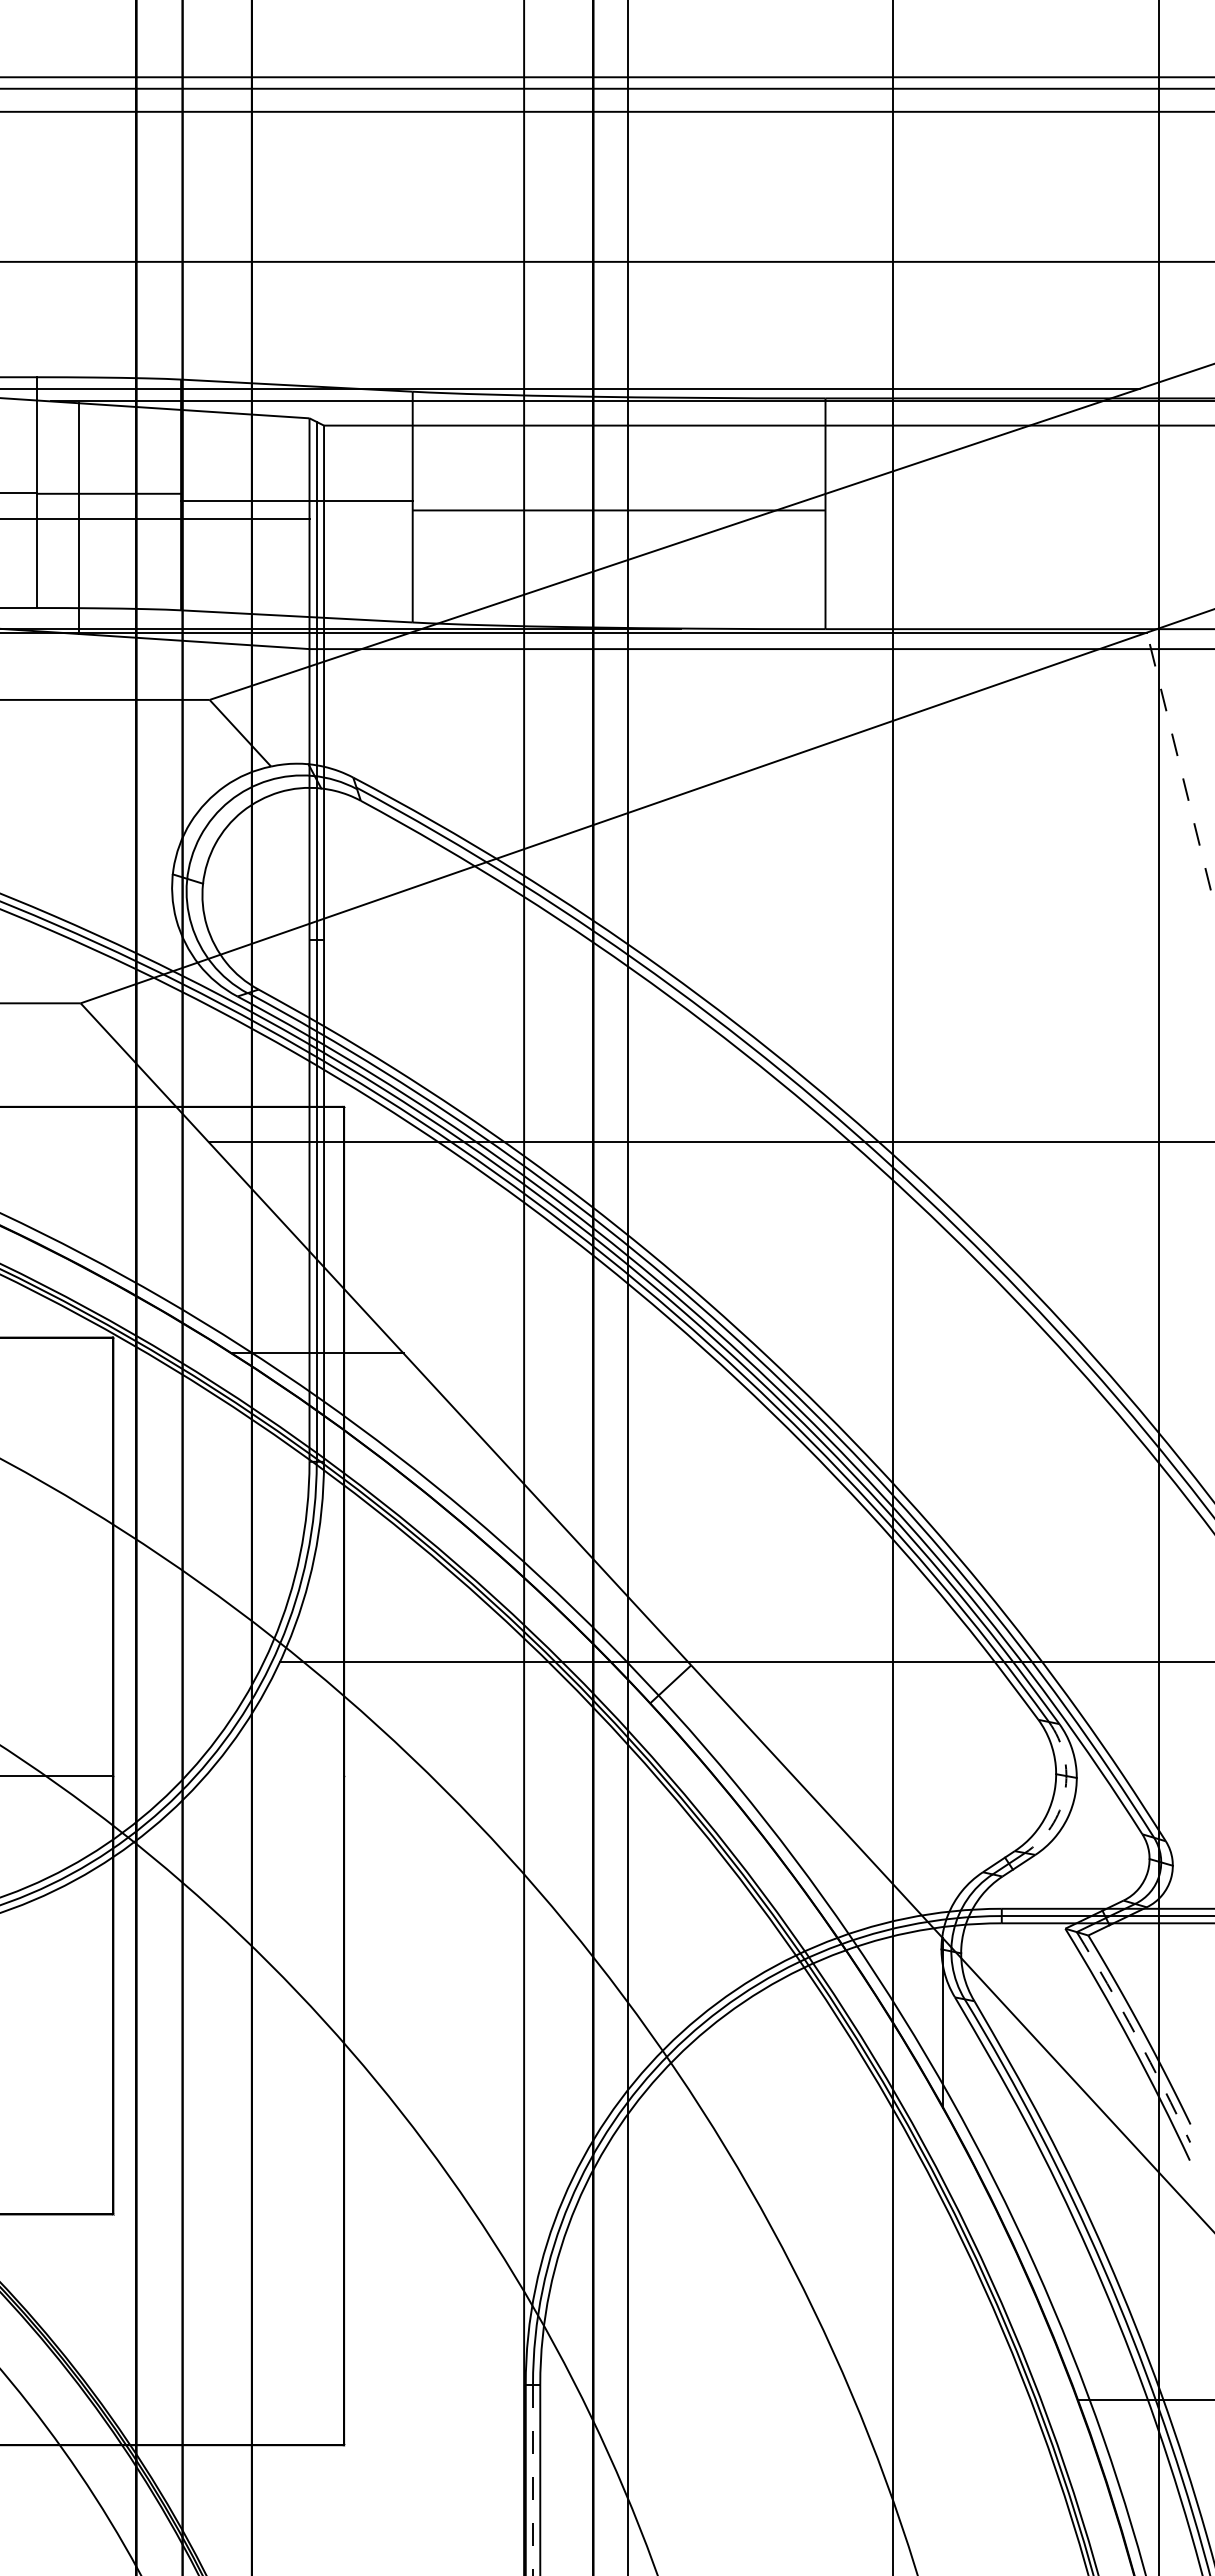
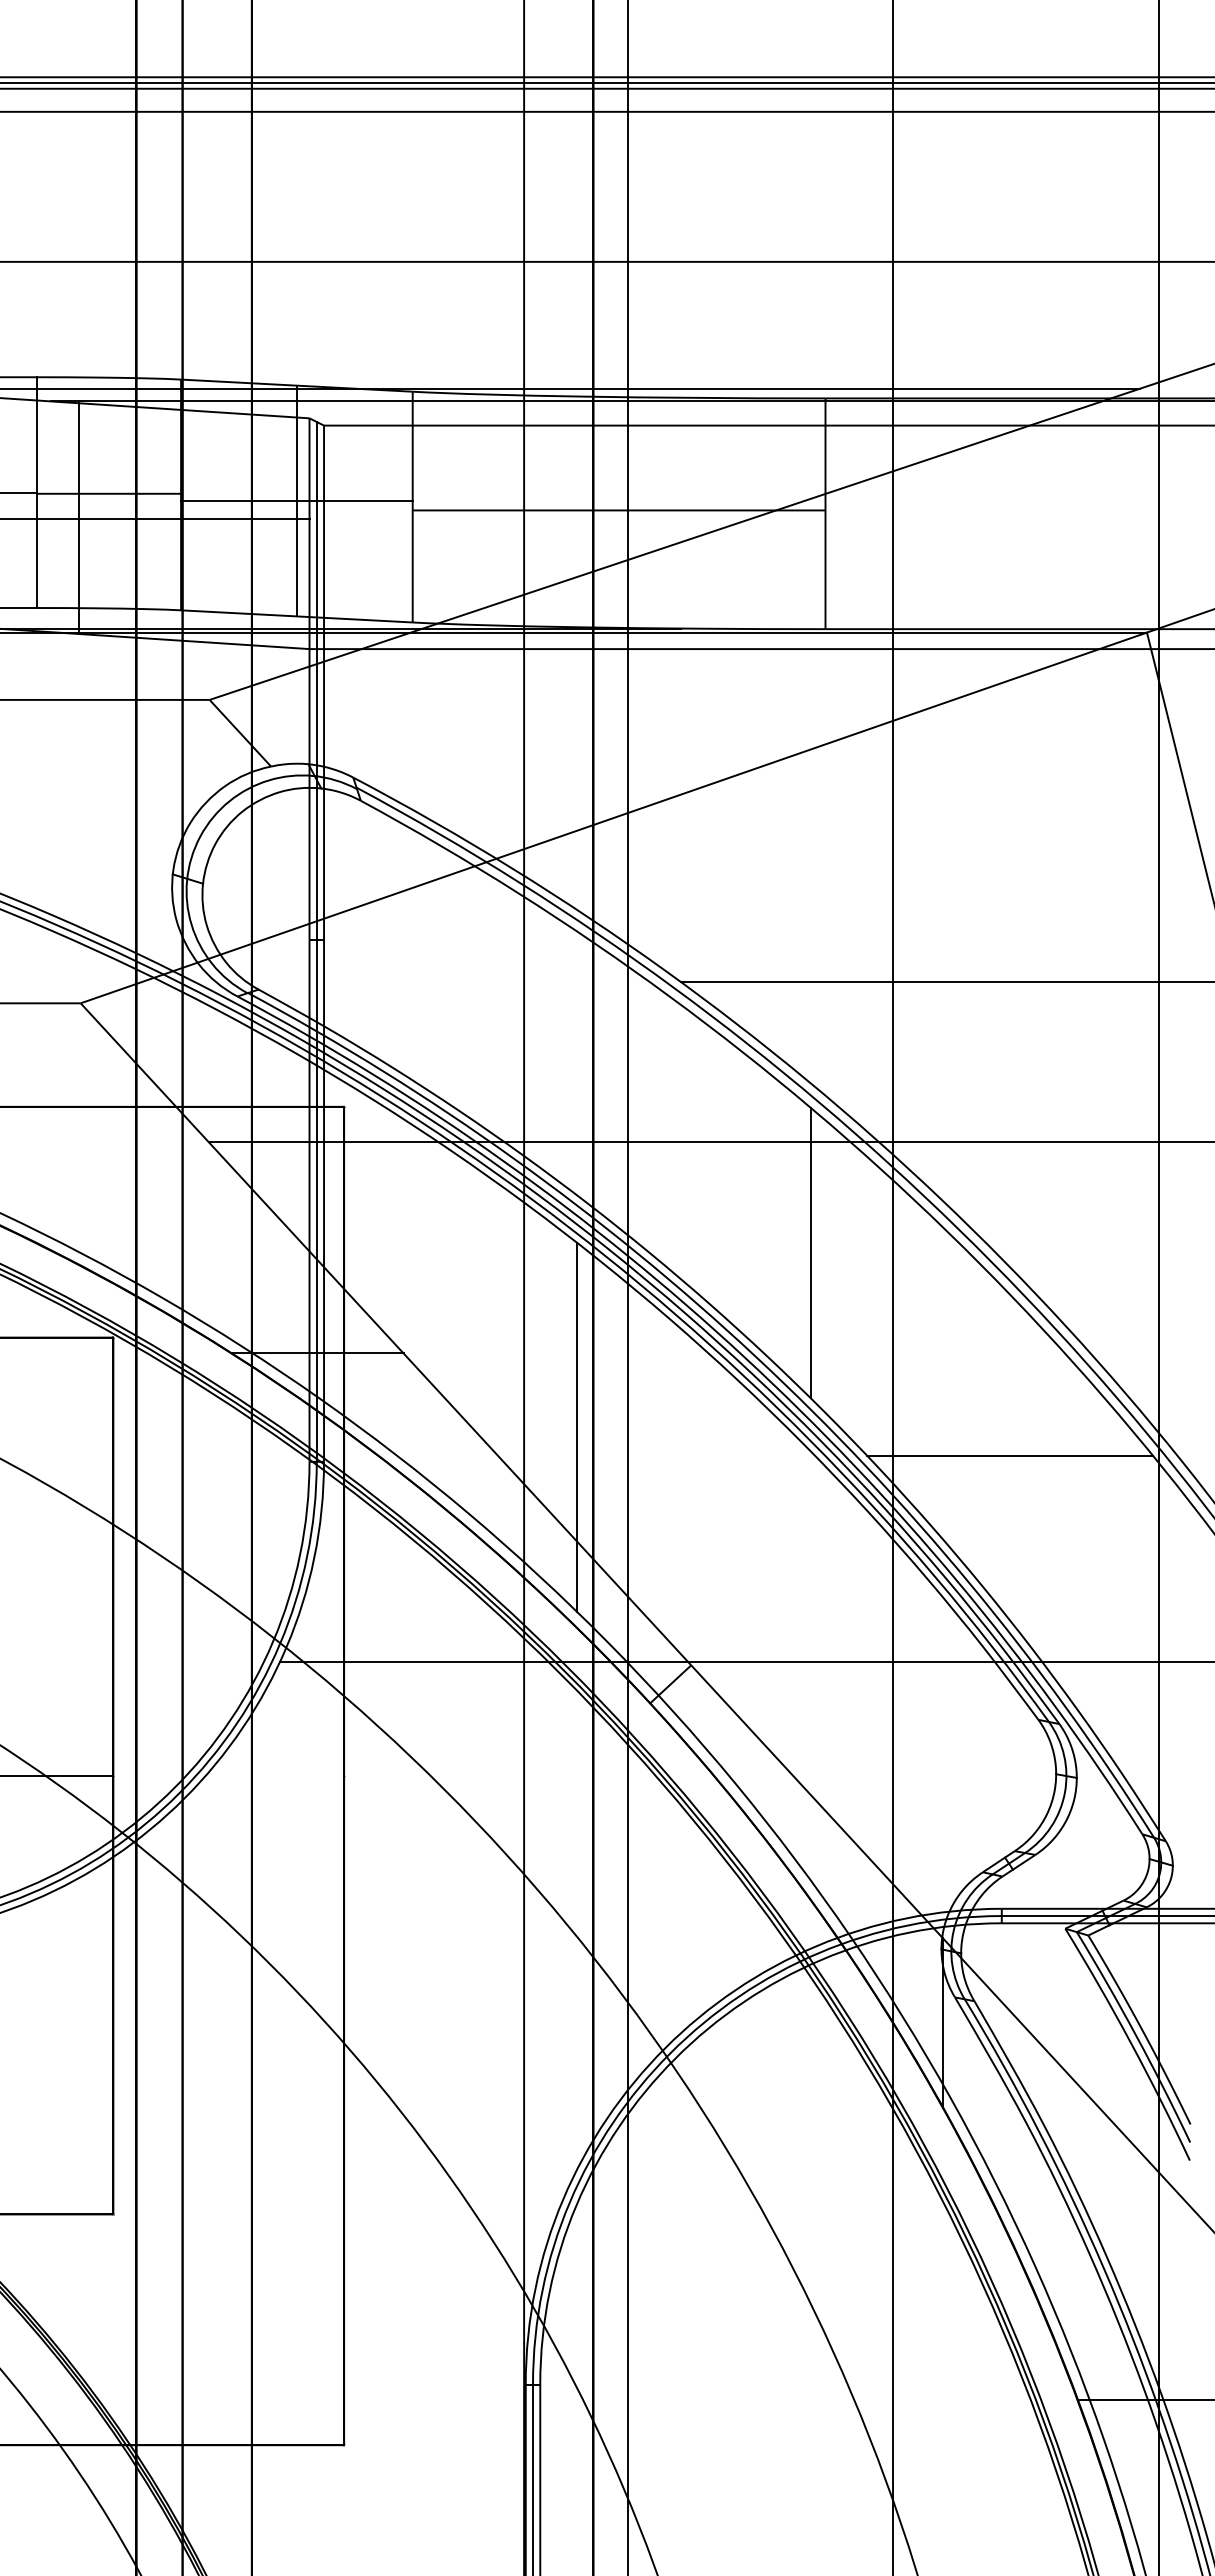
line: none -> present (606, 83)
line: none -> present (296, 500)
line: dashed -> solid (1180, 769)
line: none -> present (945, 982)
line: none -> present (810, 1252)
line: none -> present (576, 1426)
line: none -> present (1009, 1455)
arc: dashed -> solid (1064, 1792)
arc: dashed -> solid (1136, 2035)
line: dashed -> solid (533, 2479)
